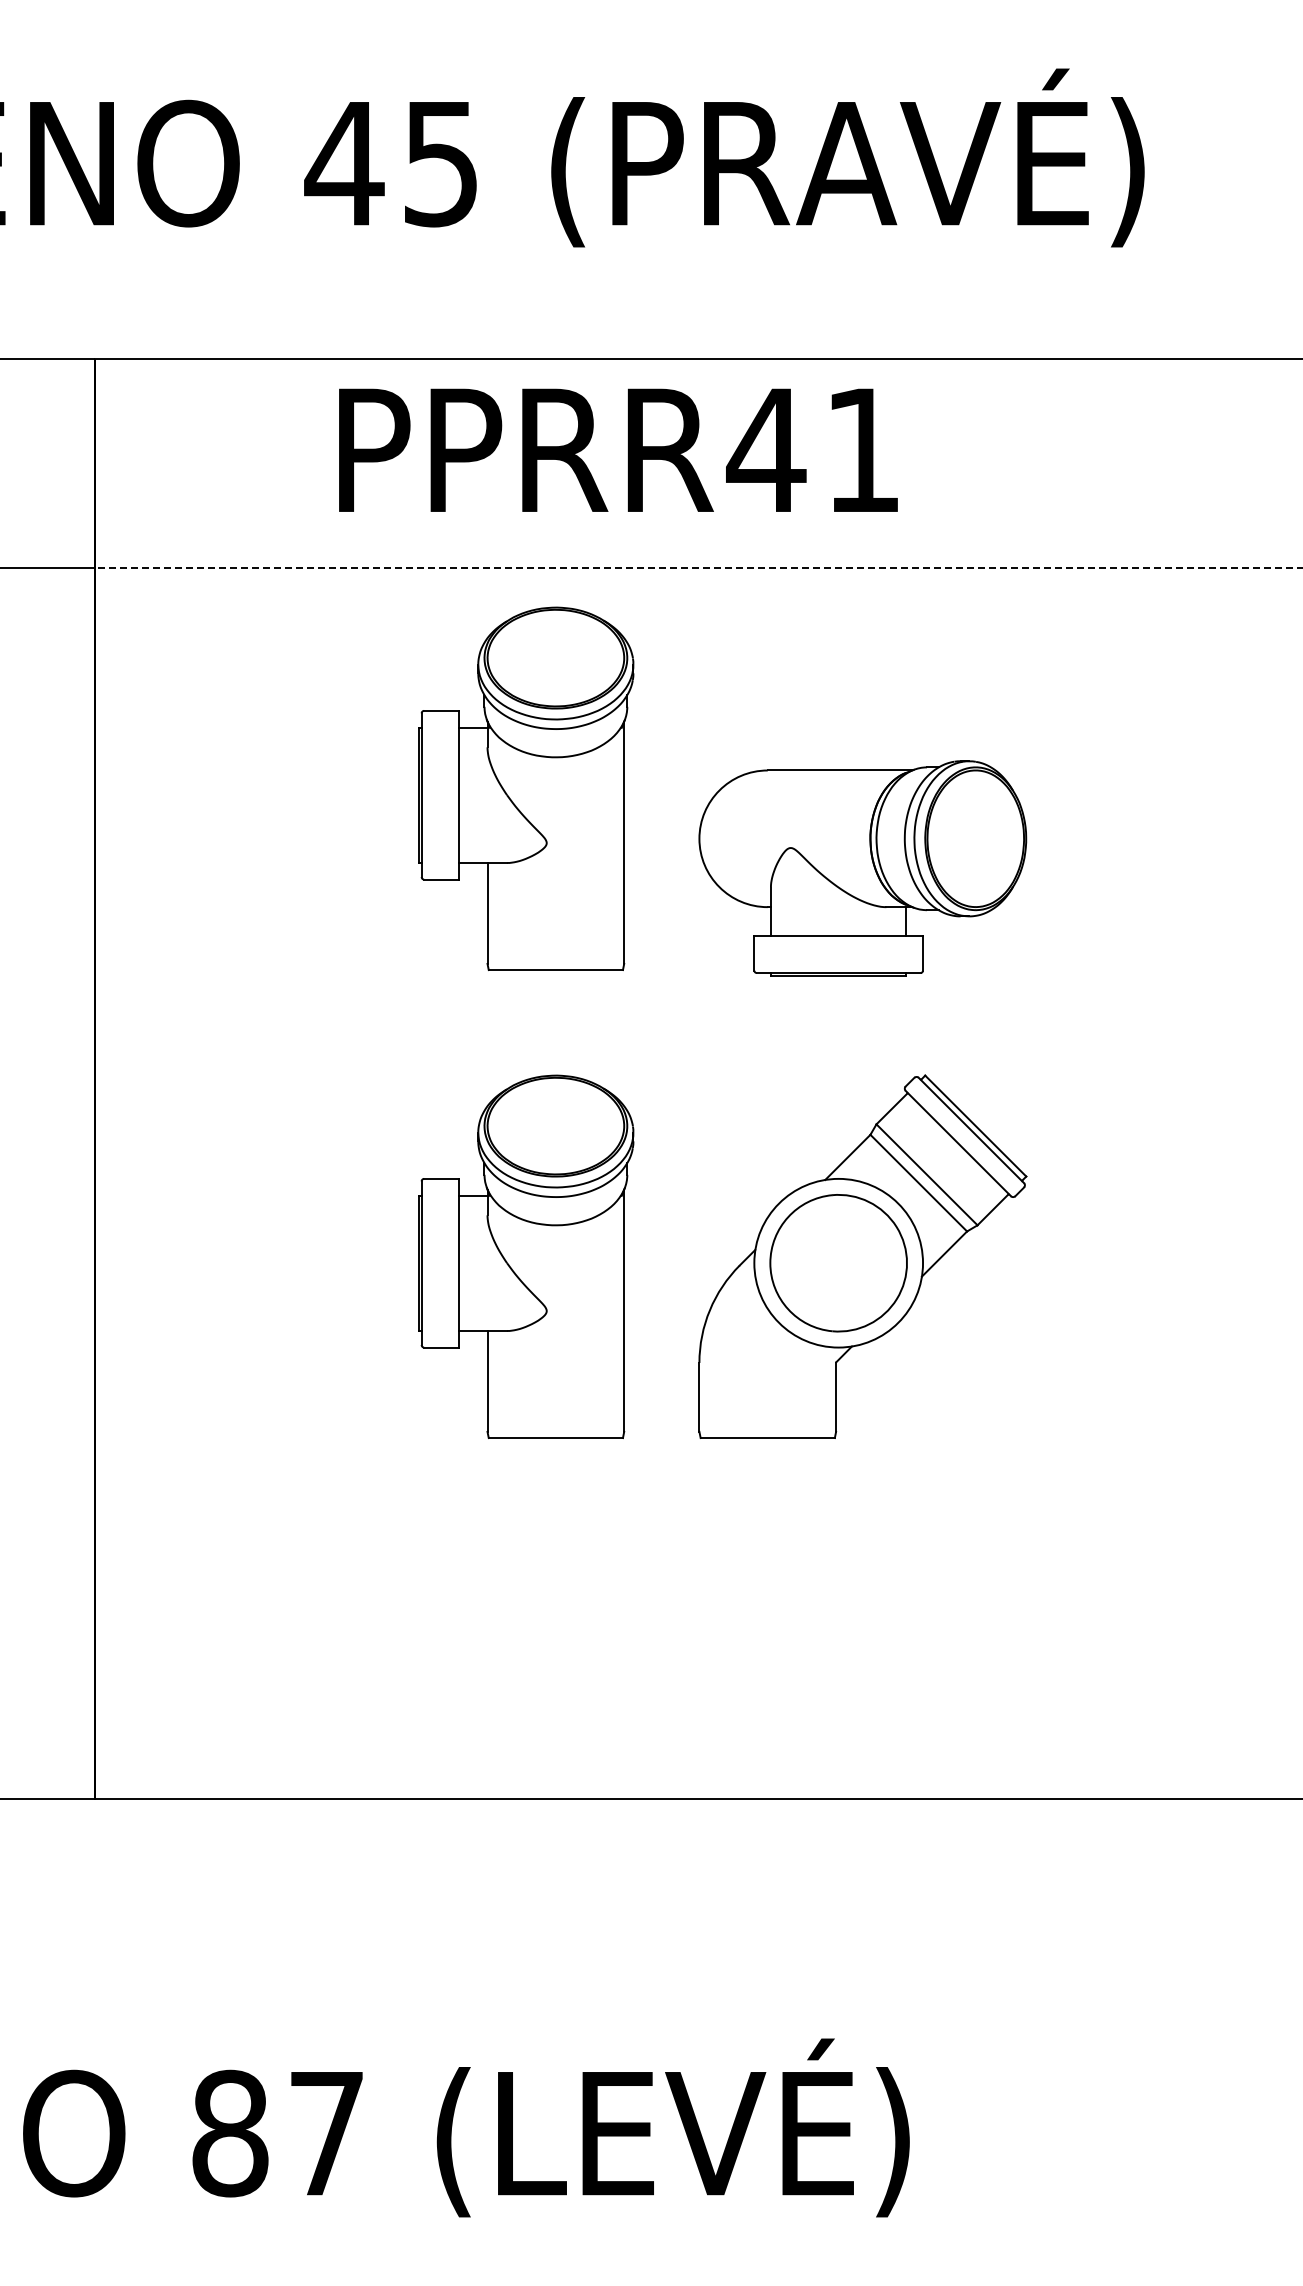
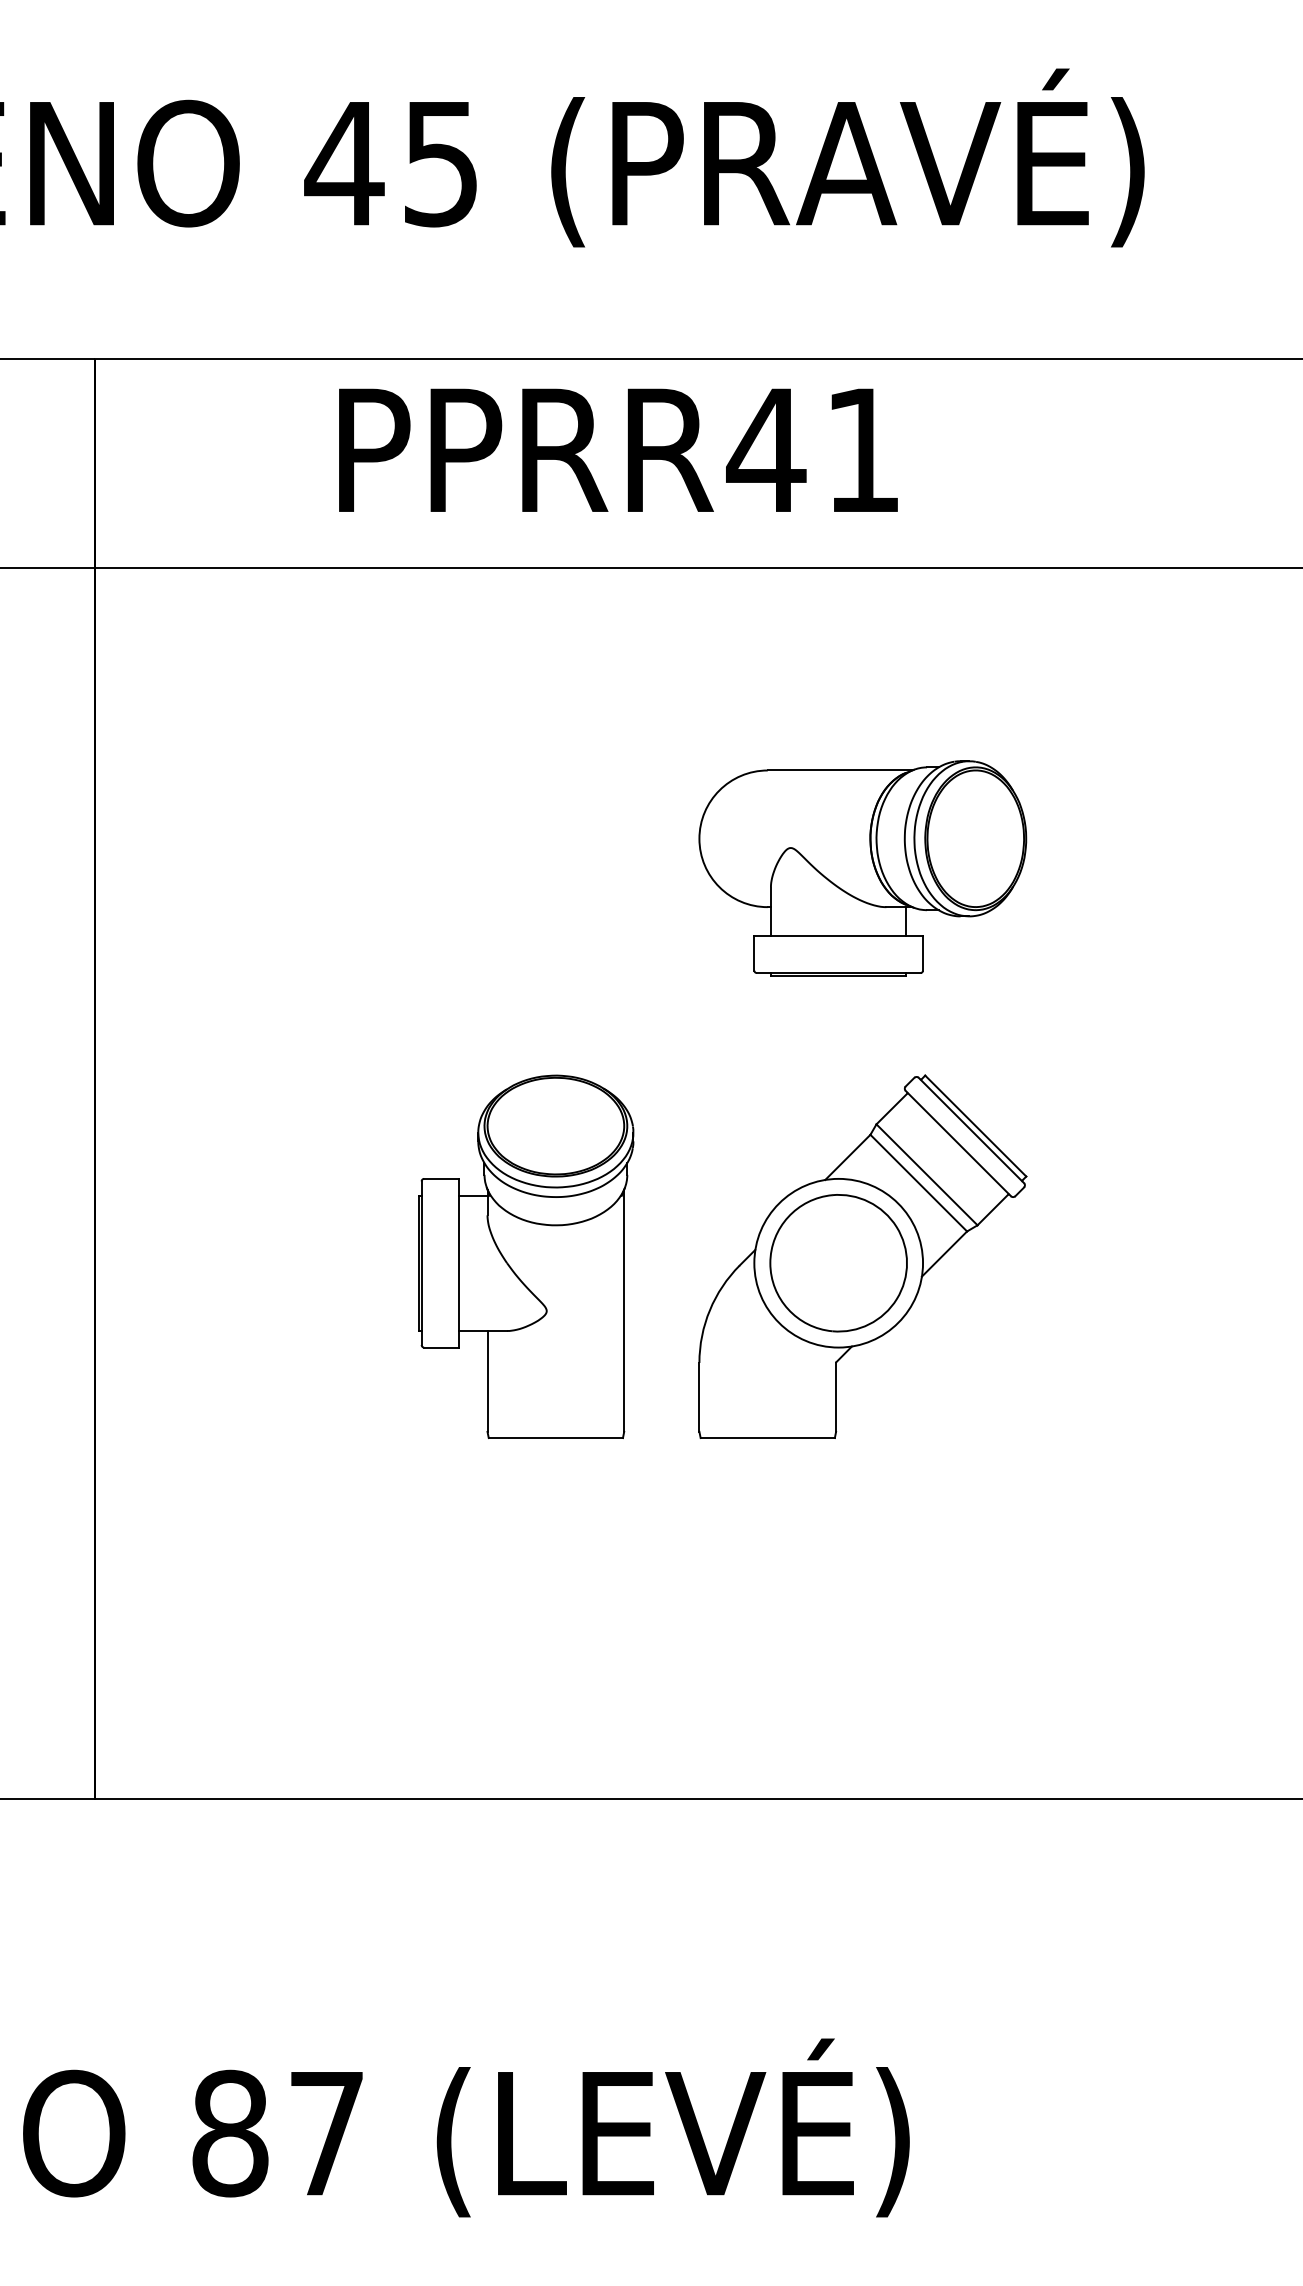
line: dashed -> solid (698, 568)
part: present -> none (526, 788)
